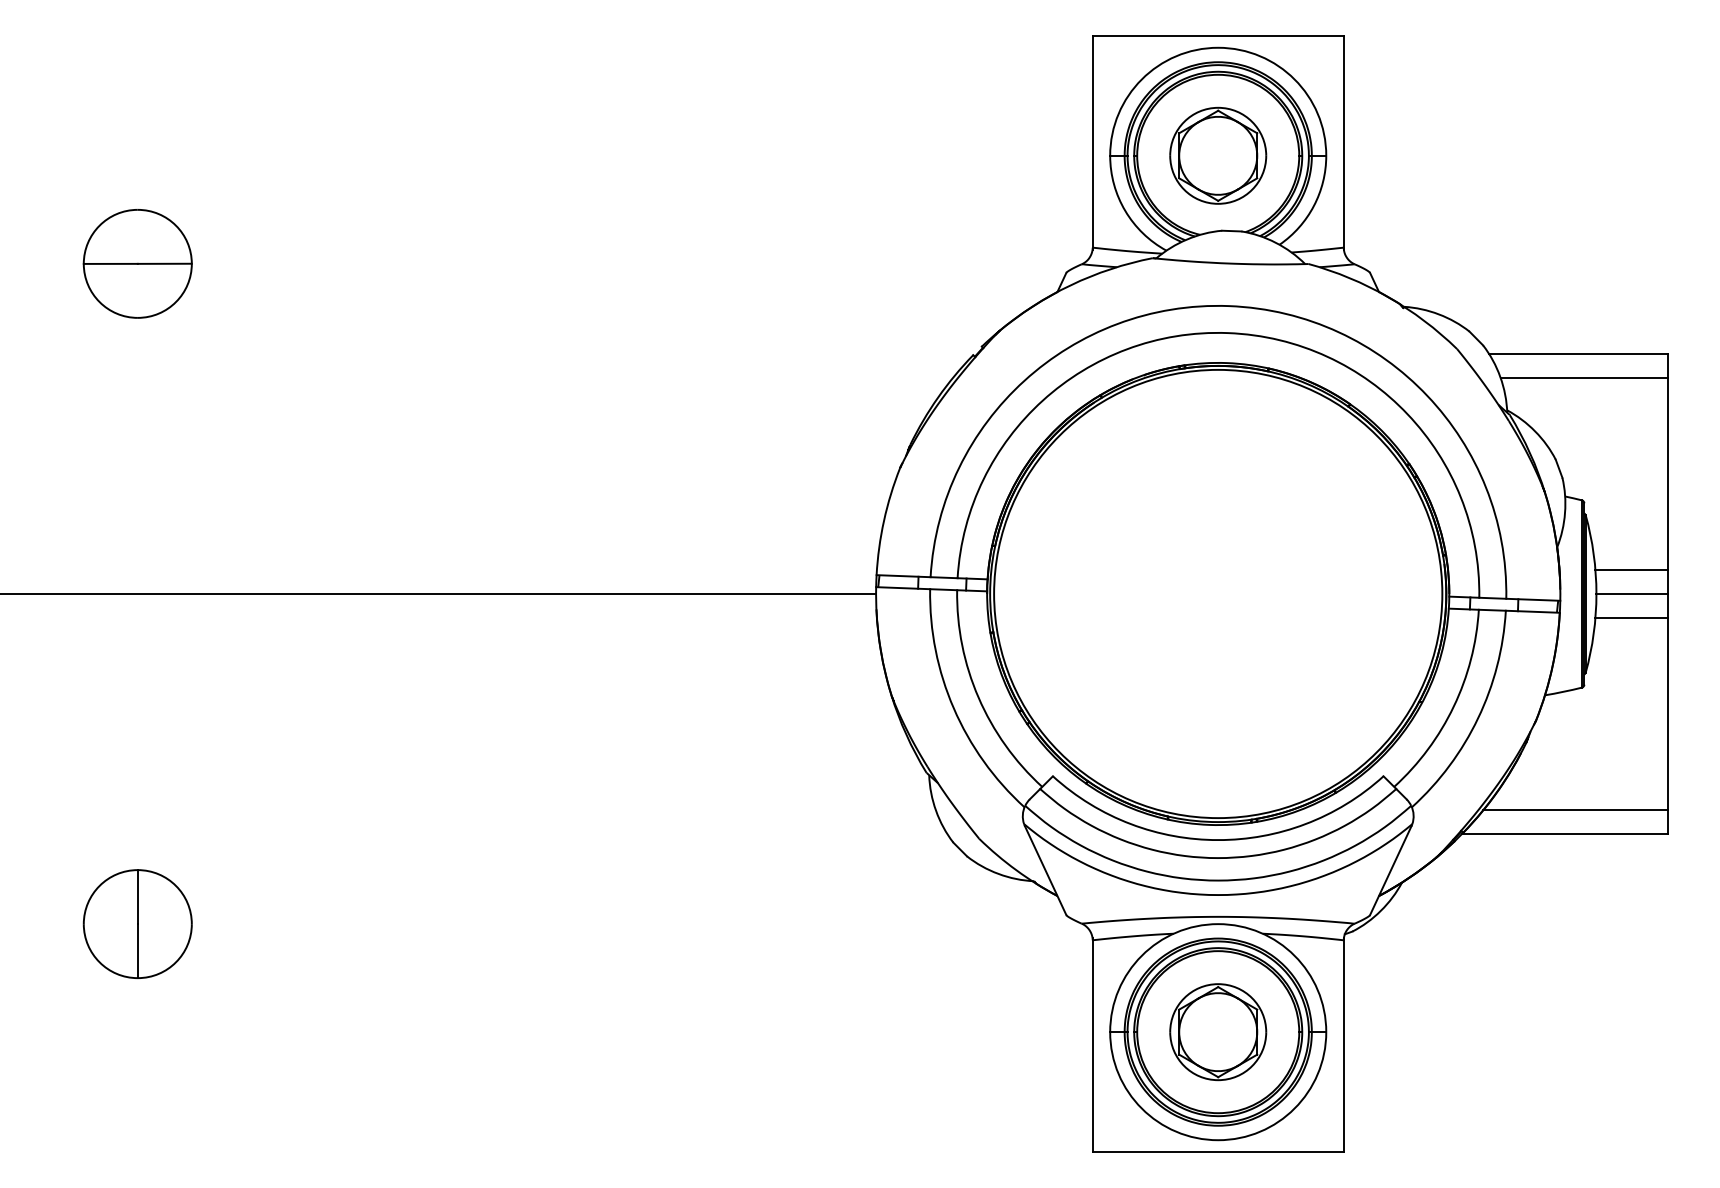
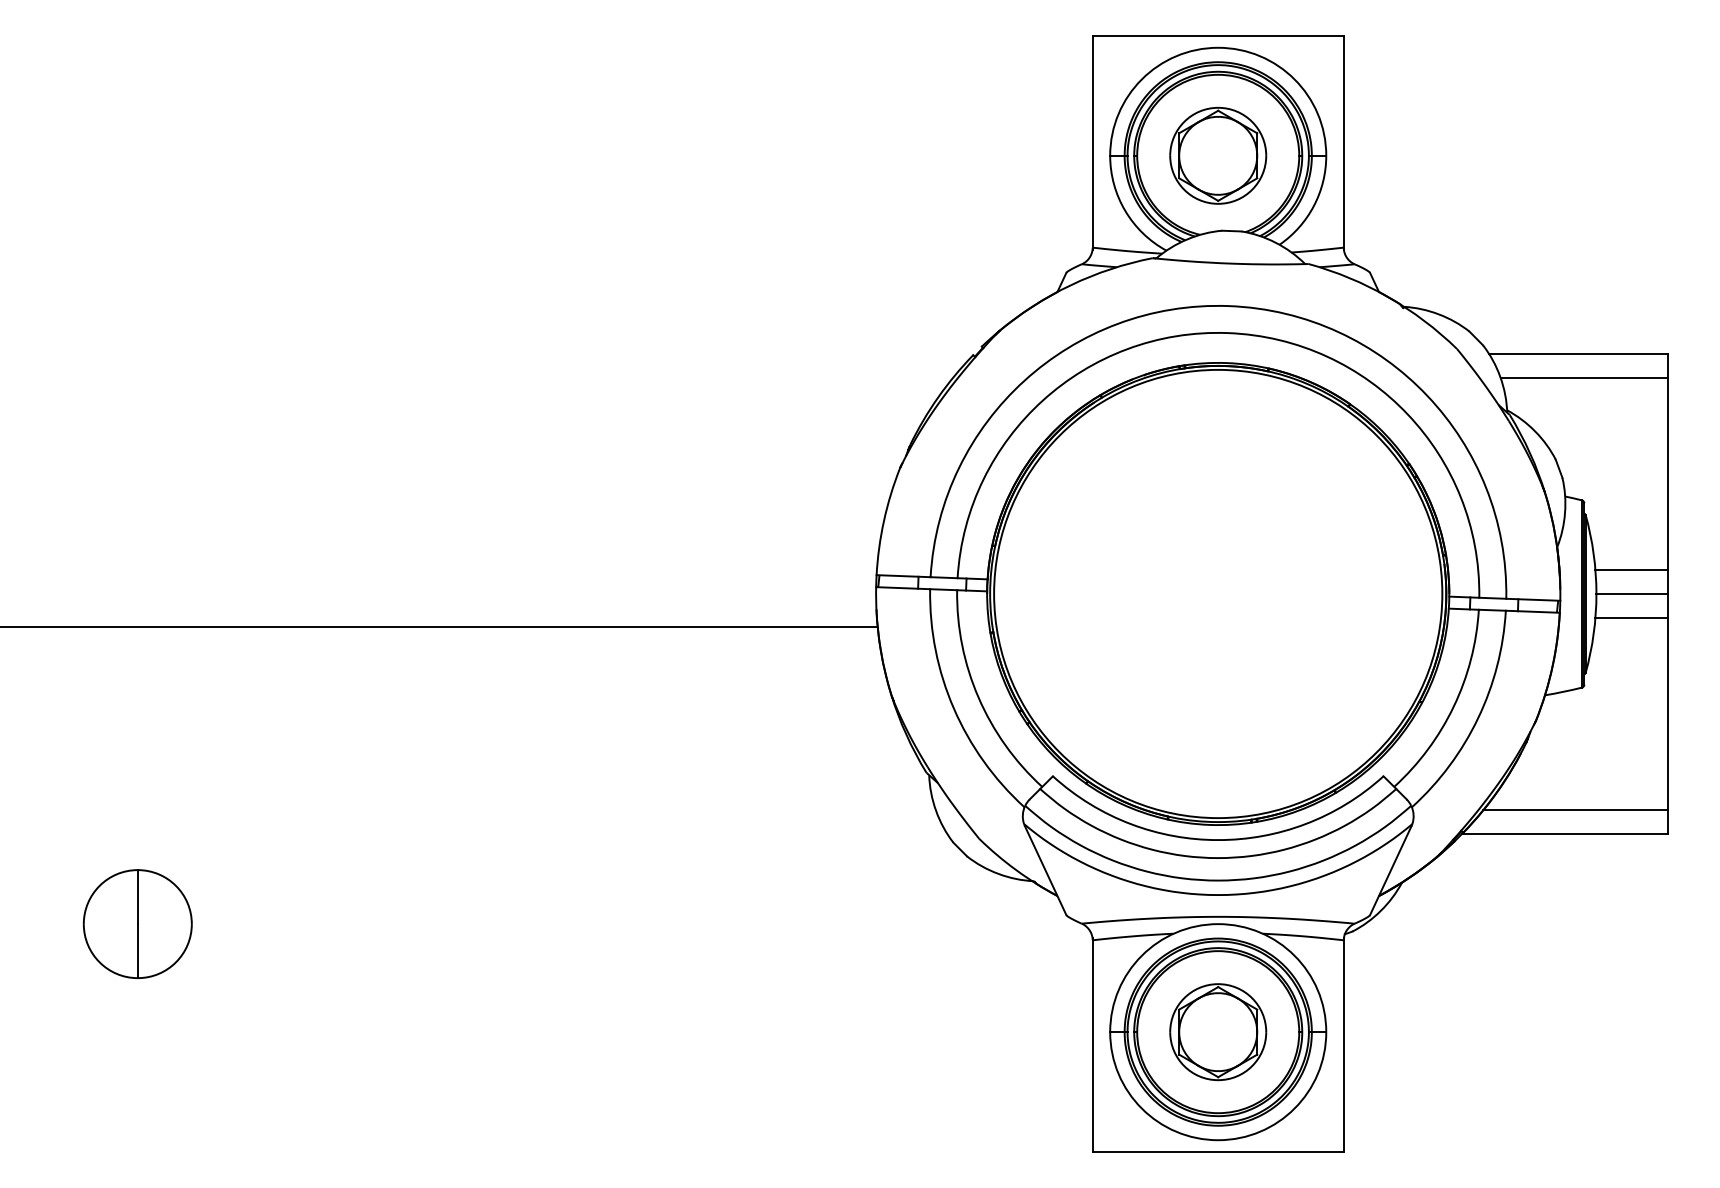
part: present -> none (137, 263)
line position: (439, 594) -> (439, 627) (439, 627)
